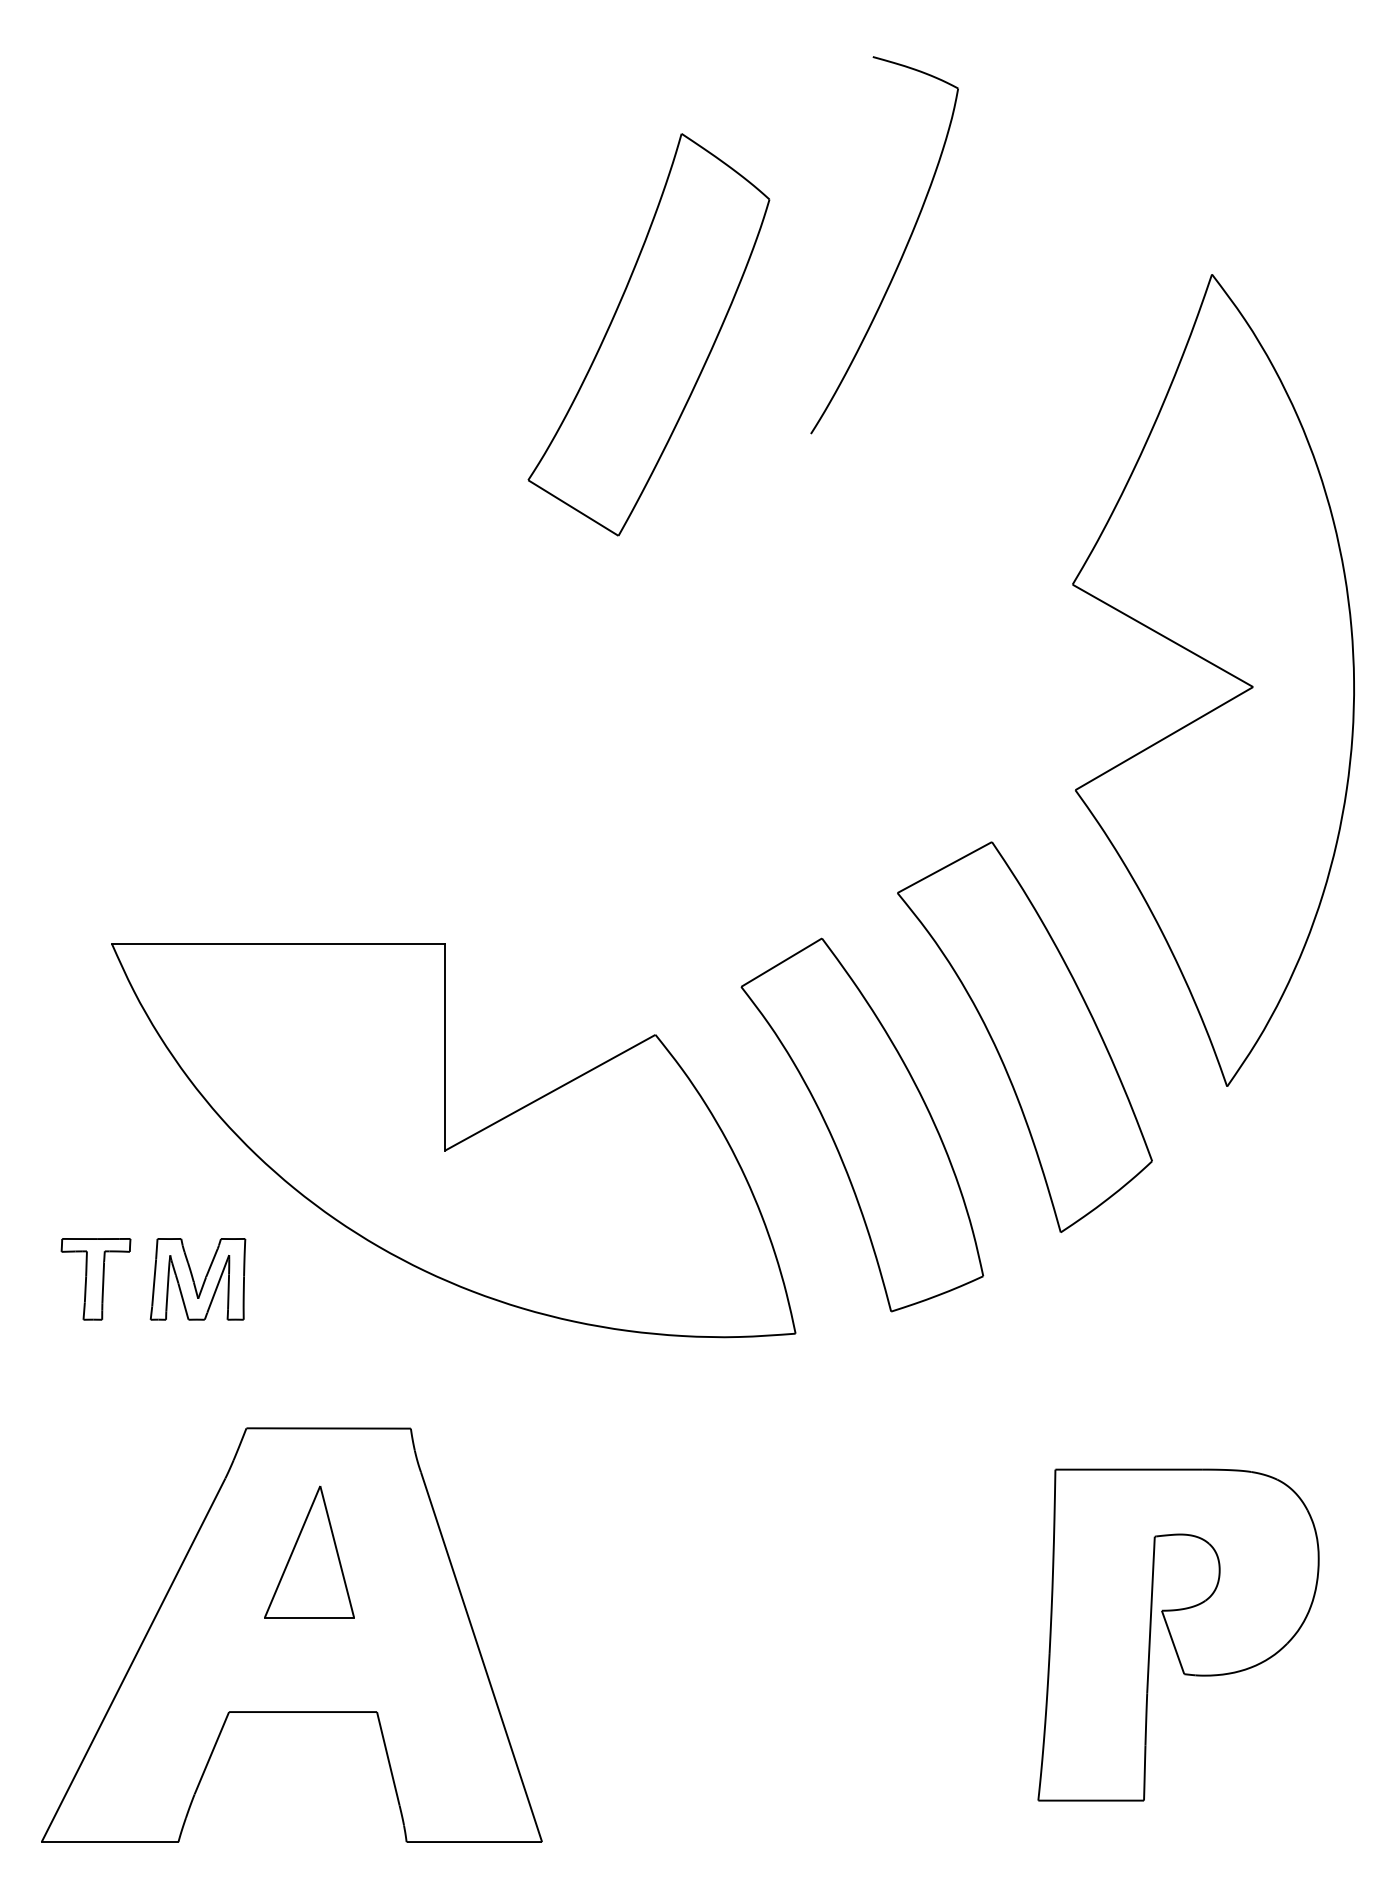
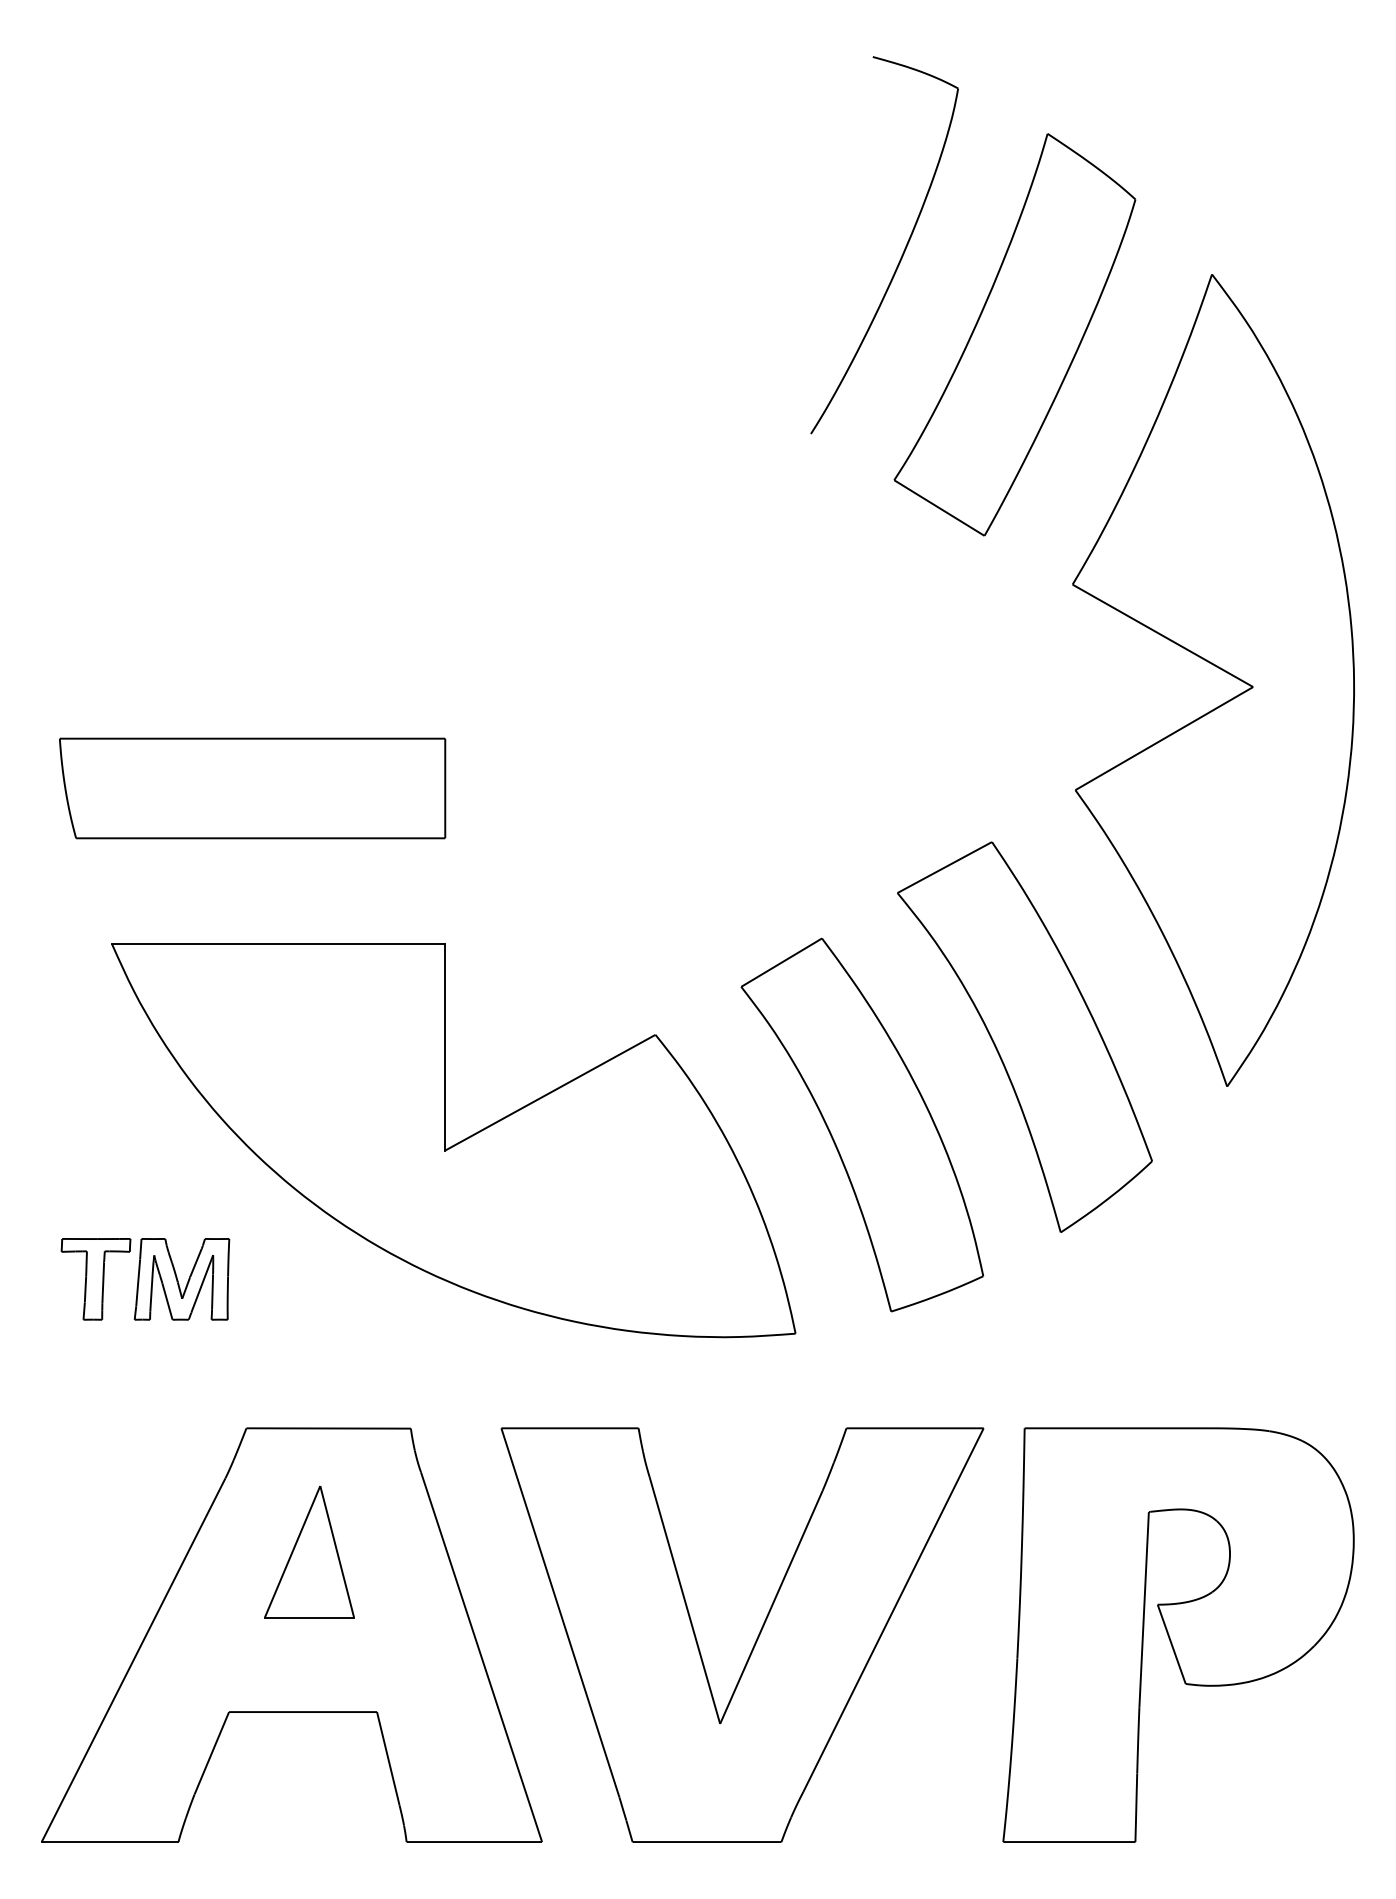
part position: (648, 334) -> (1014, 334) (1014, 334)
part: none -> present (252, 788)
part position: (197, 1279) -> (181, 1279) (181, 1279)
part size: 283x334 px -> 353x416 px (1178, 1634)
part: none -> present (755, 1640)
